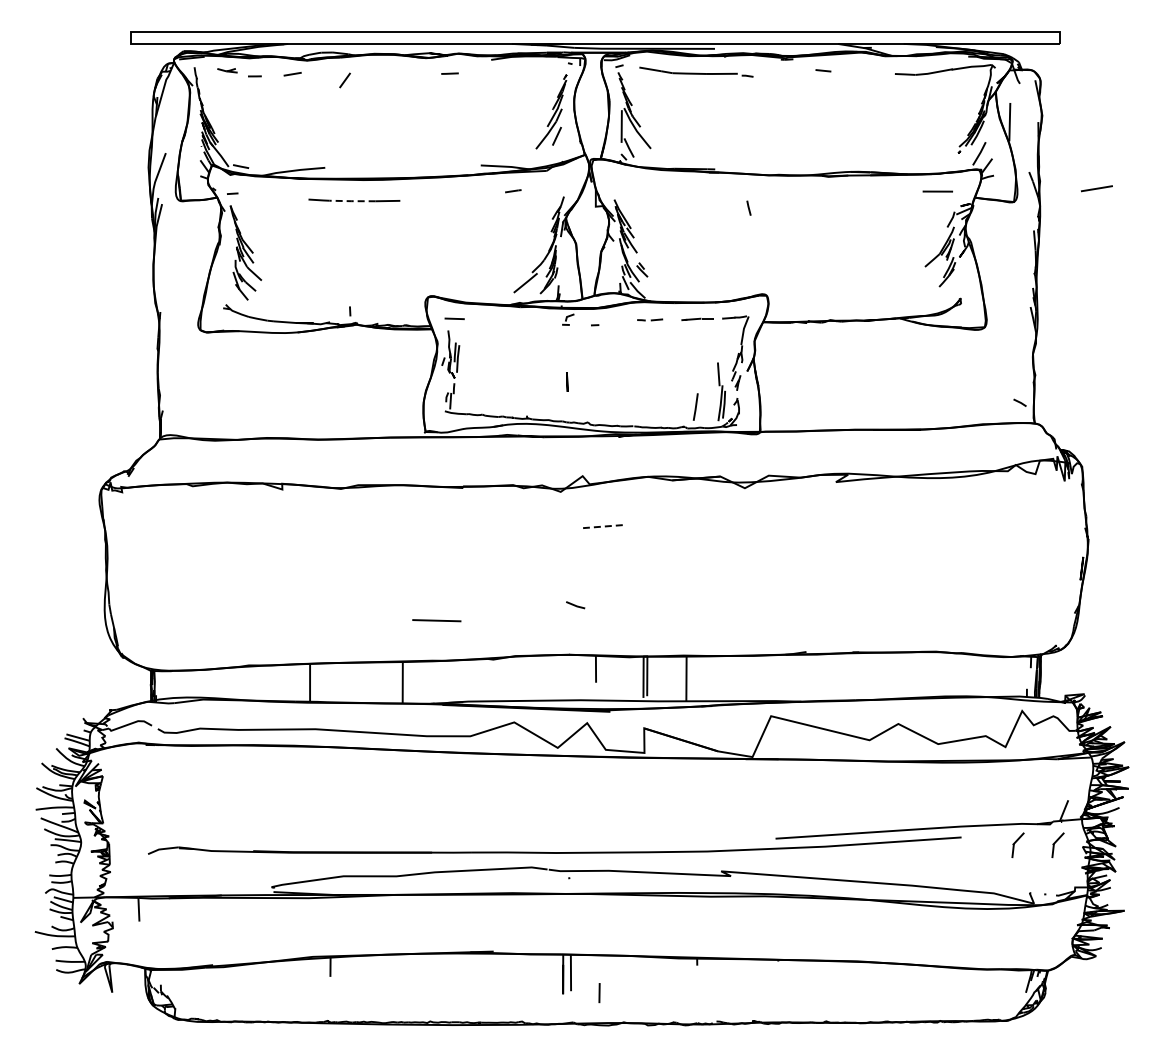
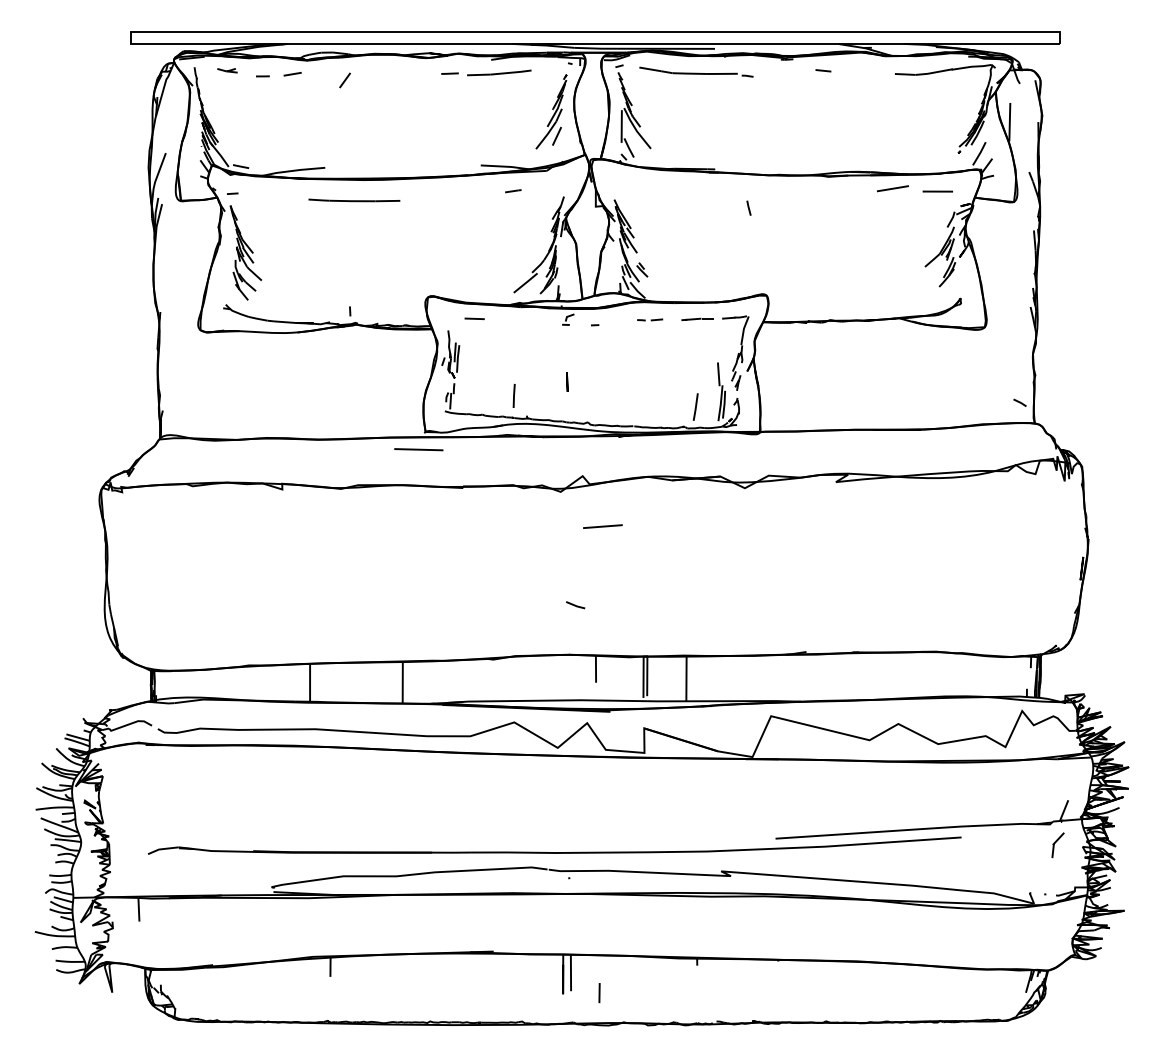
line: none -> present (499, 72)
line position: (254, 76) -> (262, 76) (262, 76)
line position: (1096, 188) -> (892, 188) (892, 188)
line: dashed -> solid (352, 201)
line position: (454, 318) -> (474, 318) (474, 318)
line: none -> present (513, 395)
line: dashed -> solid (602, 526)
line position: (436, 620) -> (418, 449) (418, 449)
part: present -> none (1017, 844)
